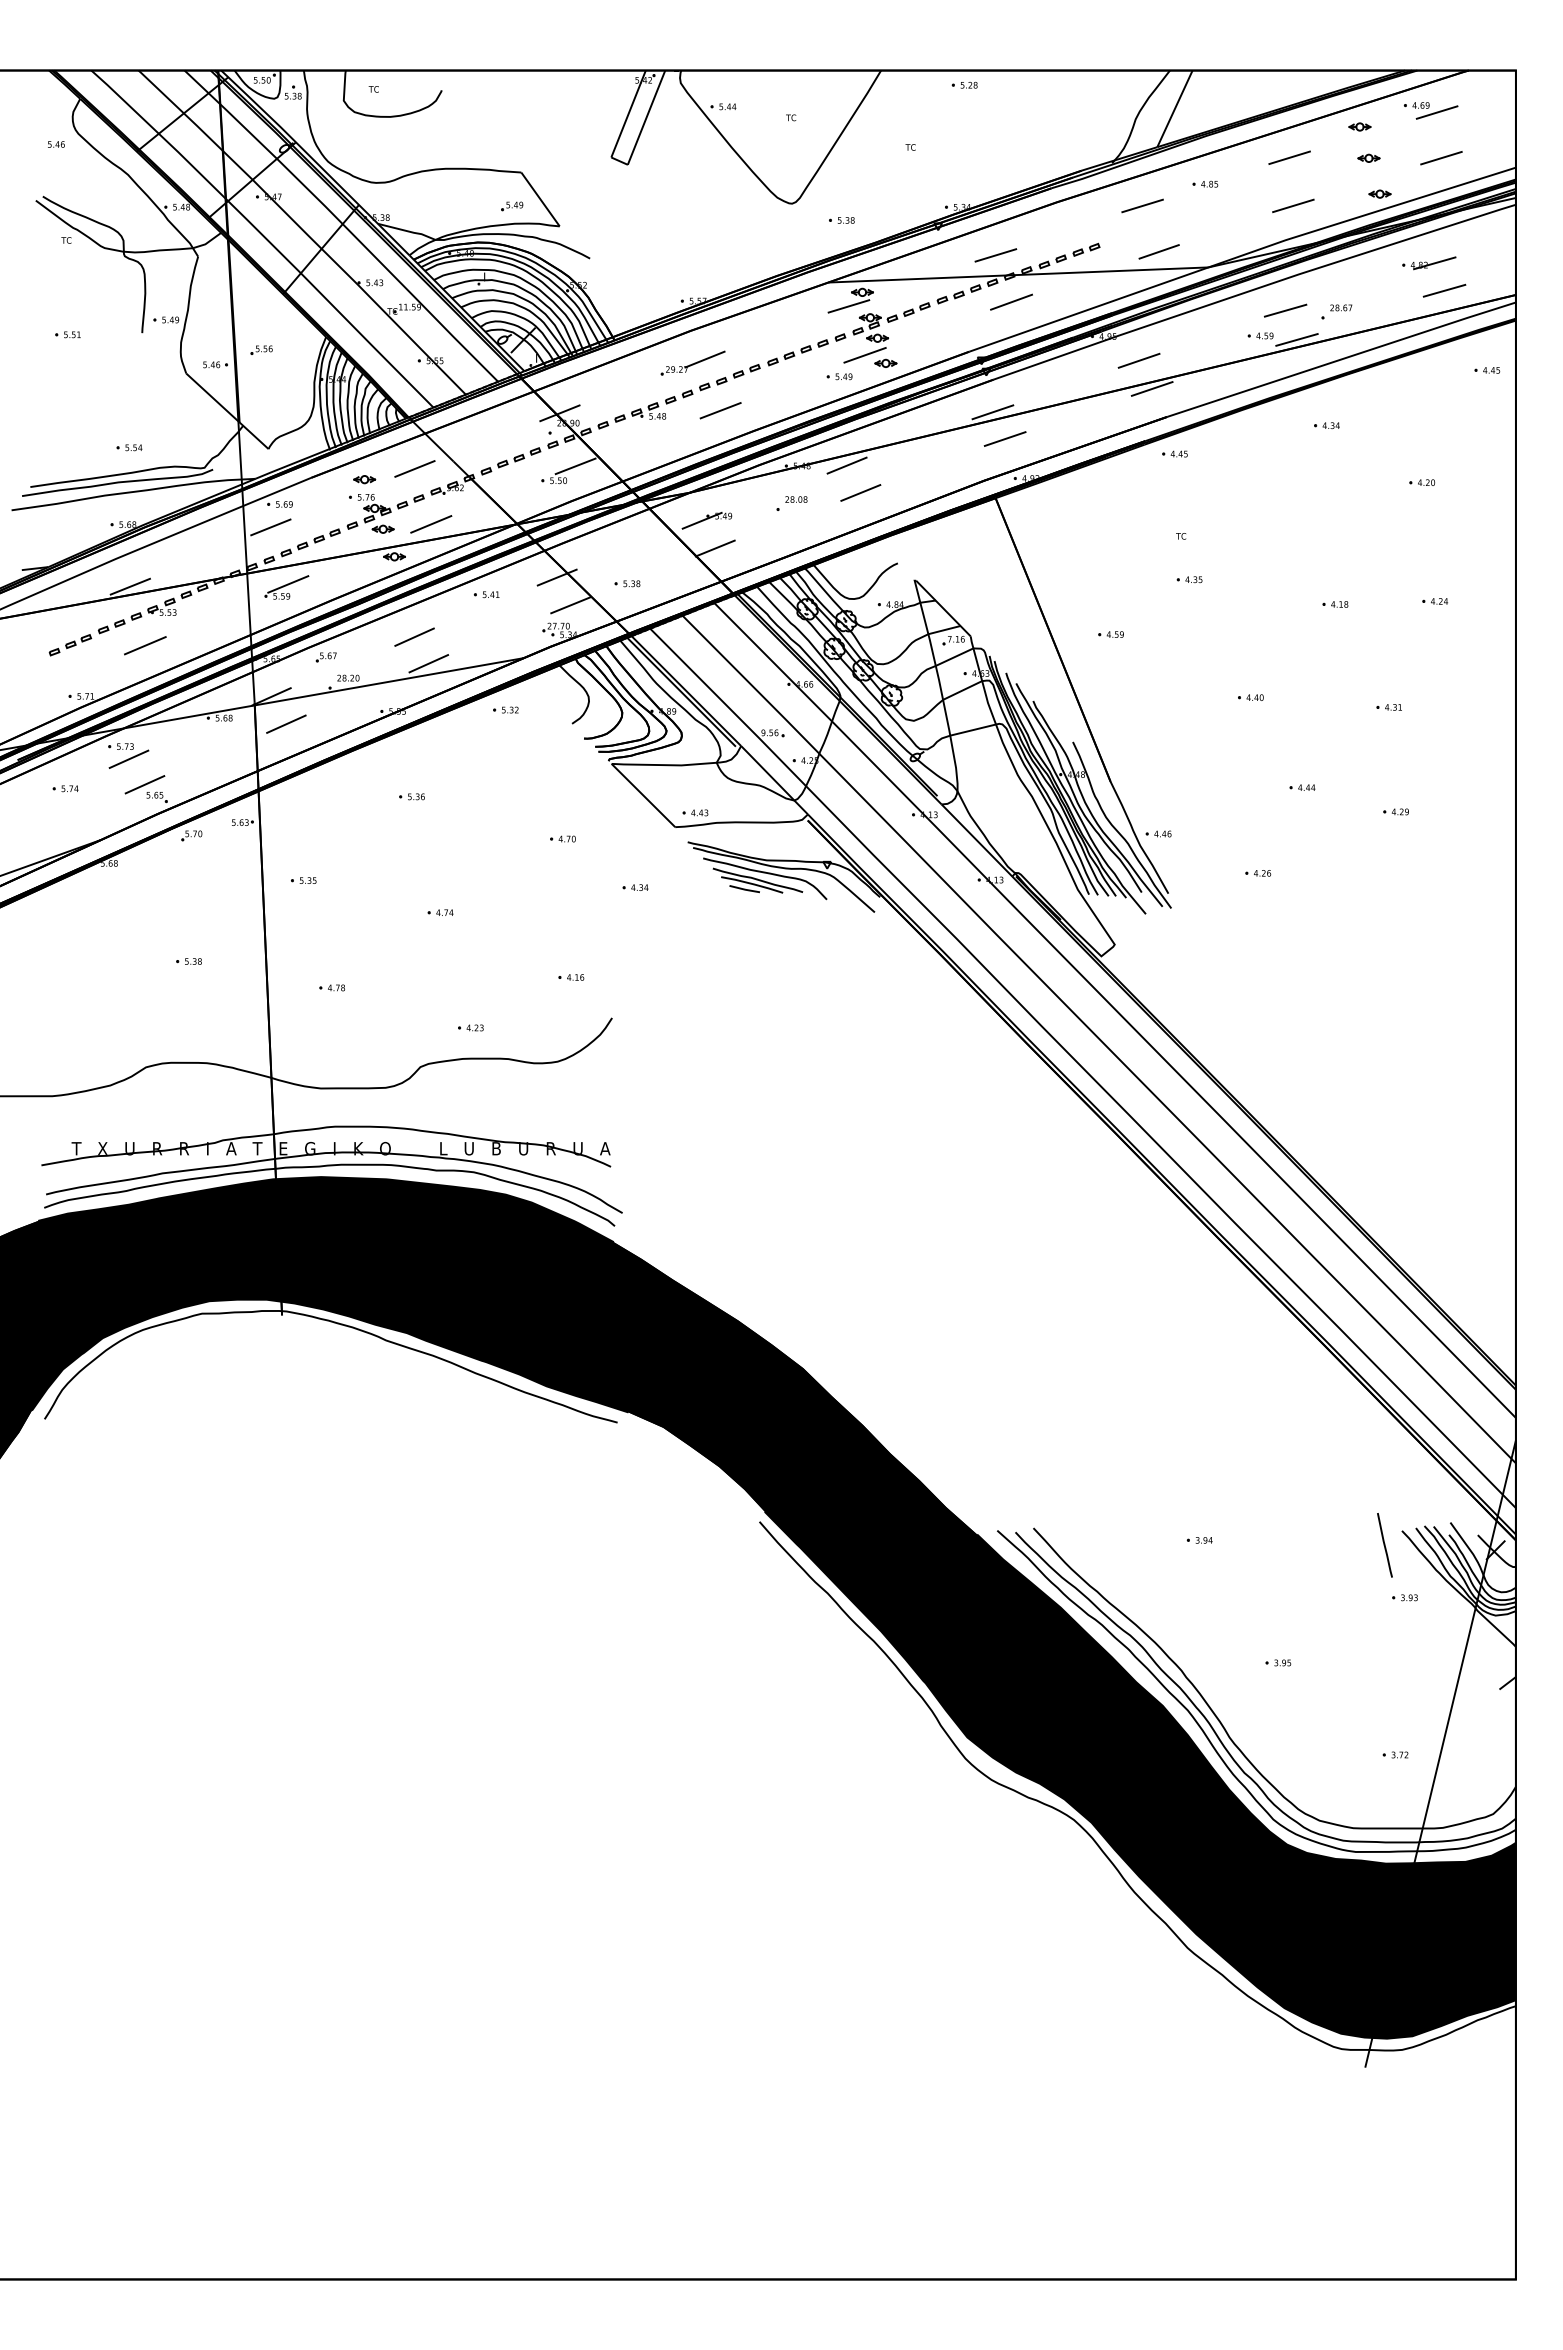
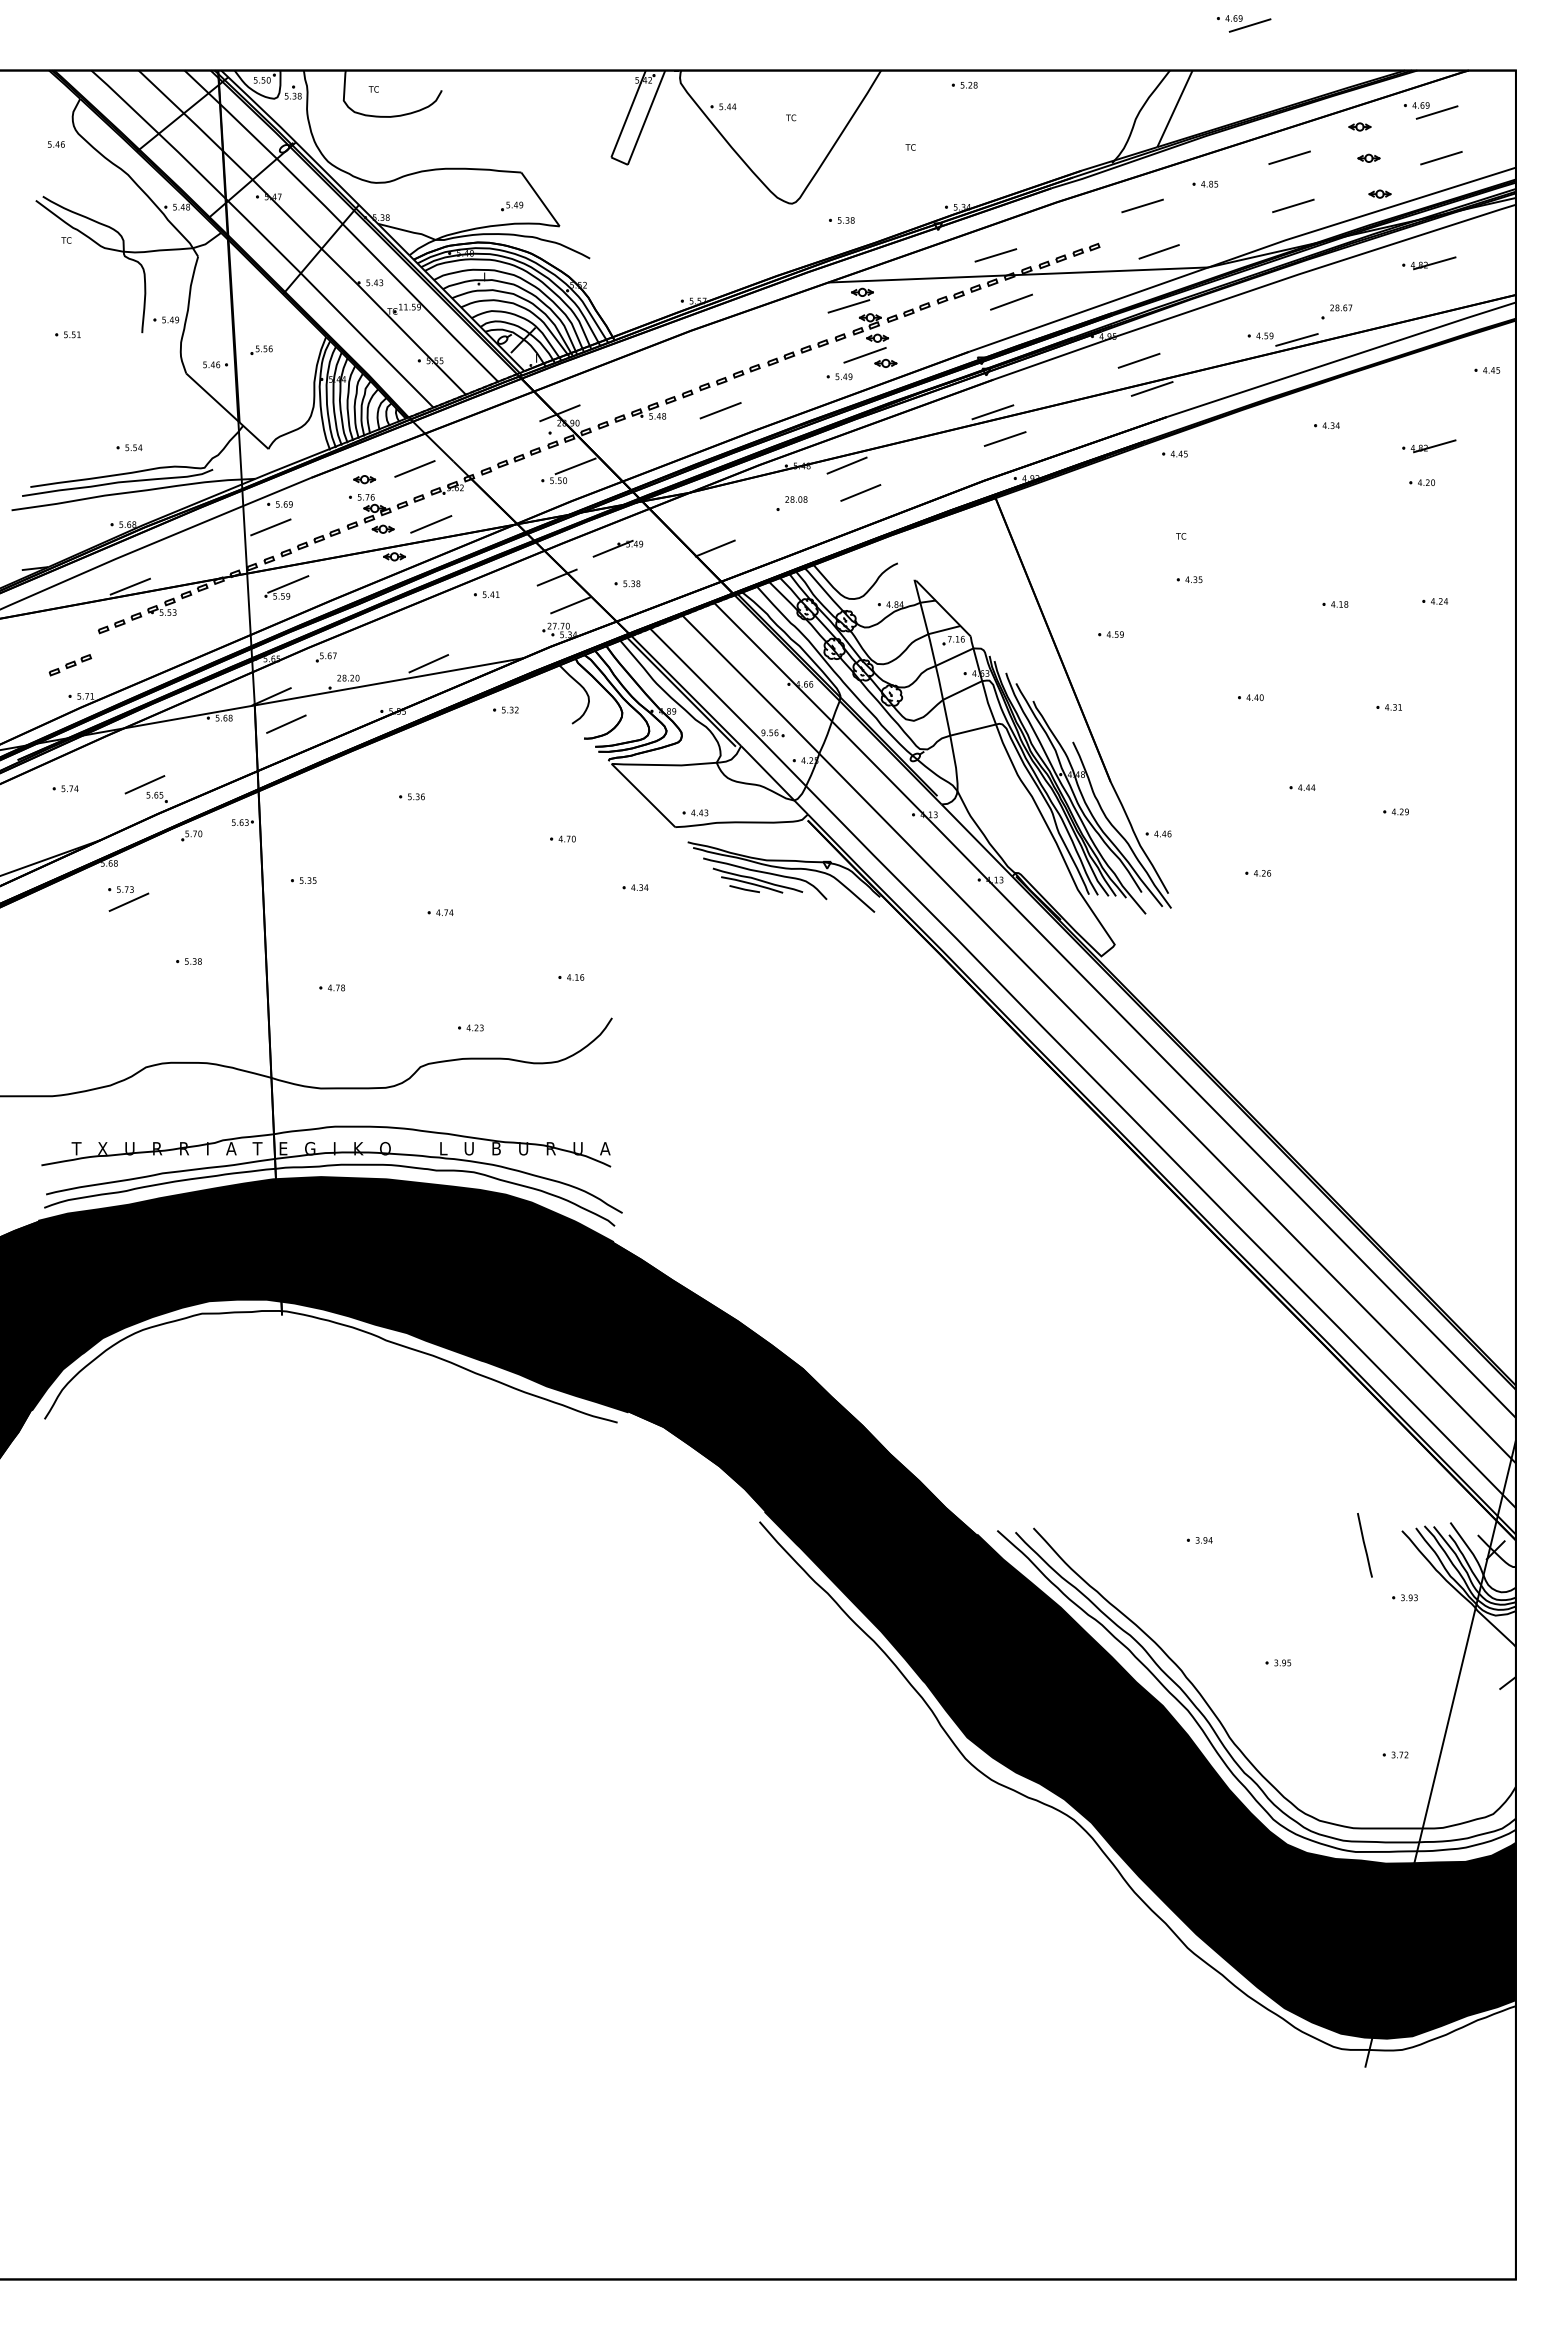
part: none -> present (1243, 23)
line: present -> none (1444, 290)
line: present -> none (1285, 310)
part: present -> none (692, 362)
part: none -> present (1429, 446)
part position: (706, 520) -> (617, 548) (617, 548)
line: present -> none (414, 636)
part position: (70, 645) -> (70, 665) (70, 665)
line: present -> none (145, 645)
part position: (128, 755) -> (128, 898) (128, 898)
line position: (1384, 1545) -> (1364, 1545) (1364, 1545)
